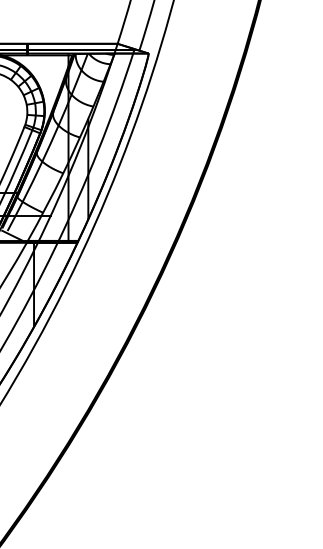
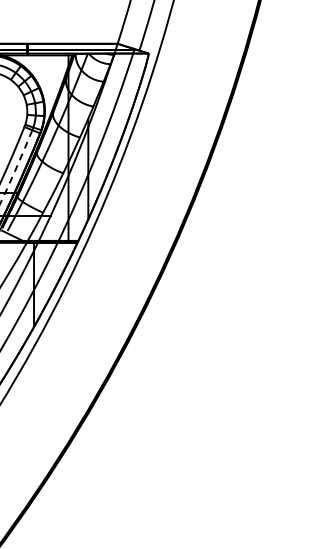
arc: solid -> dashed (16, 167)
